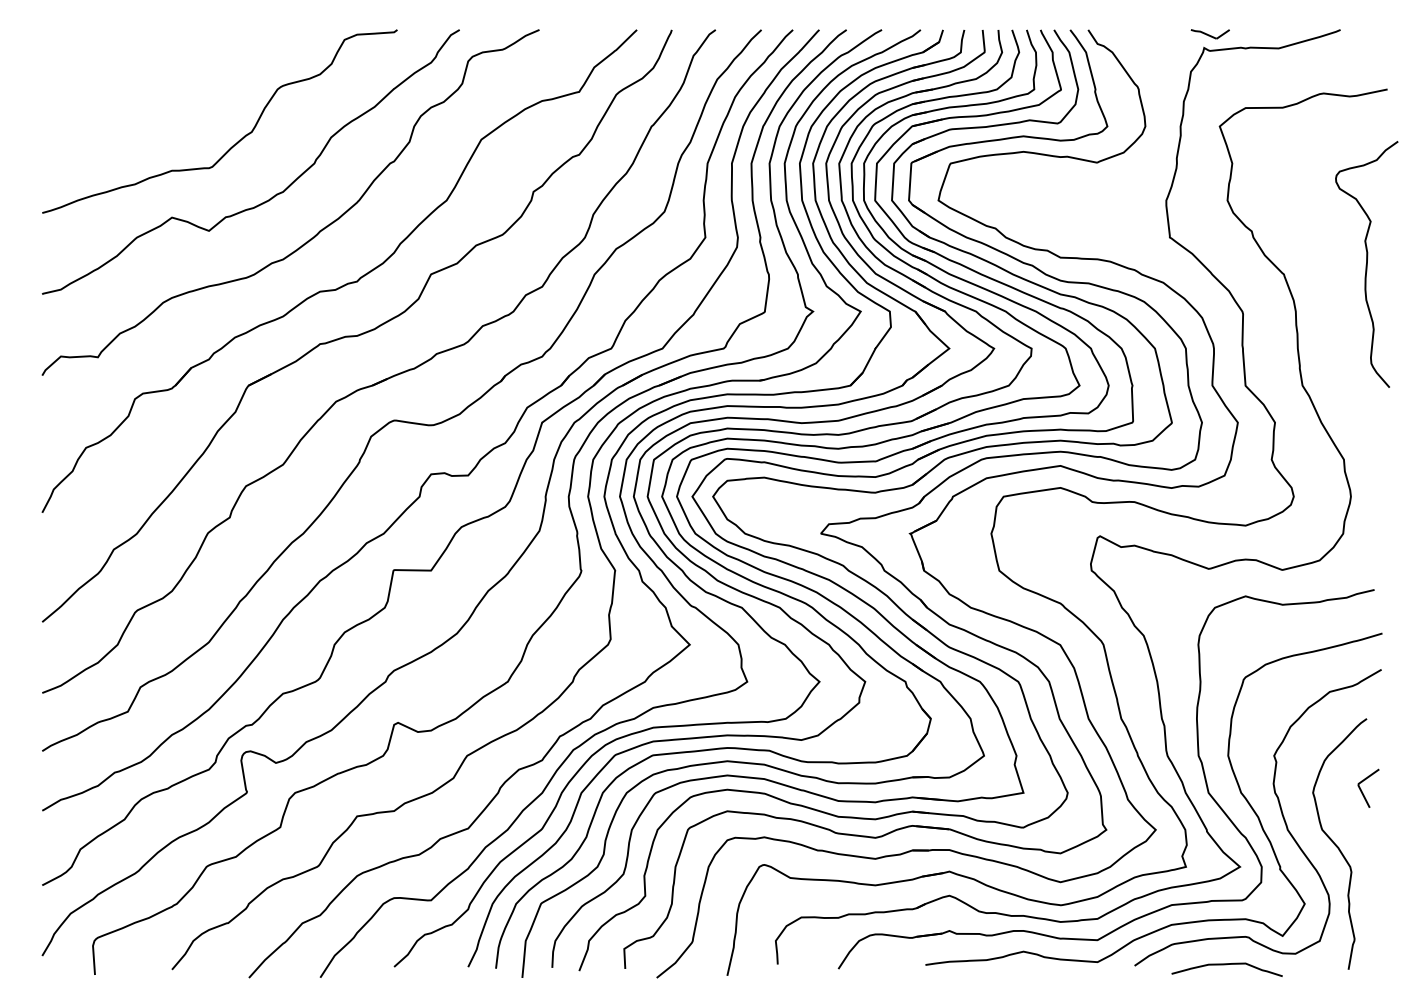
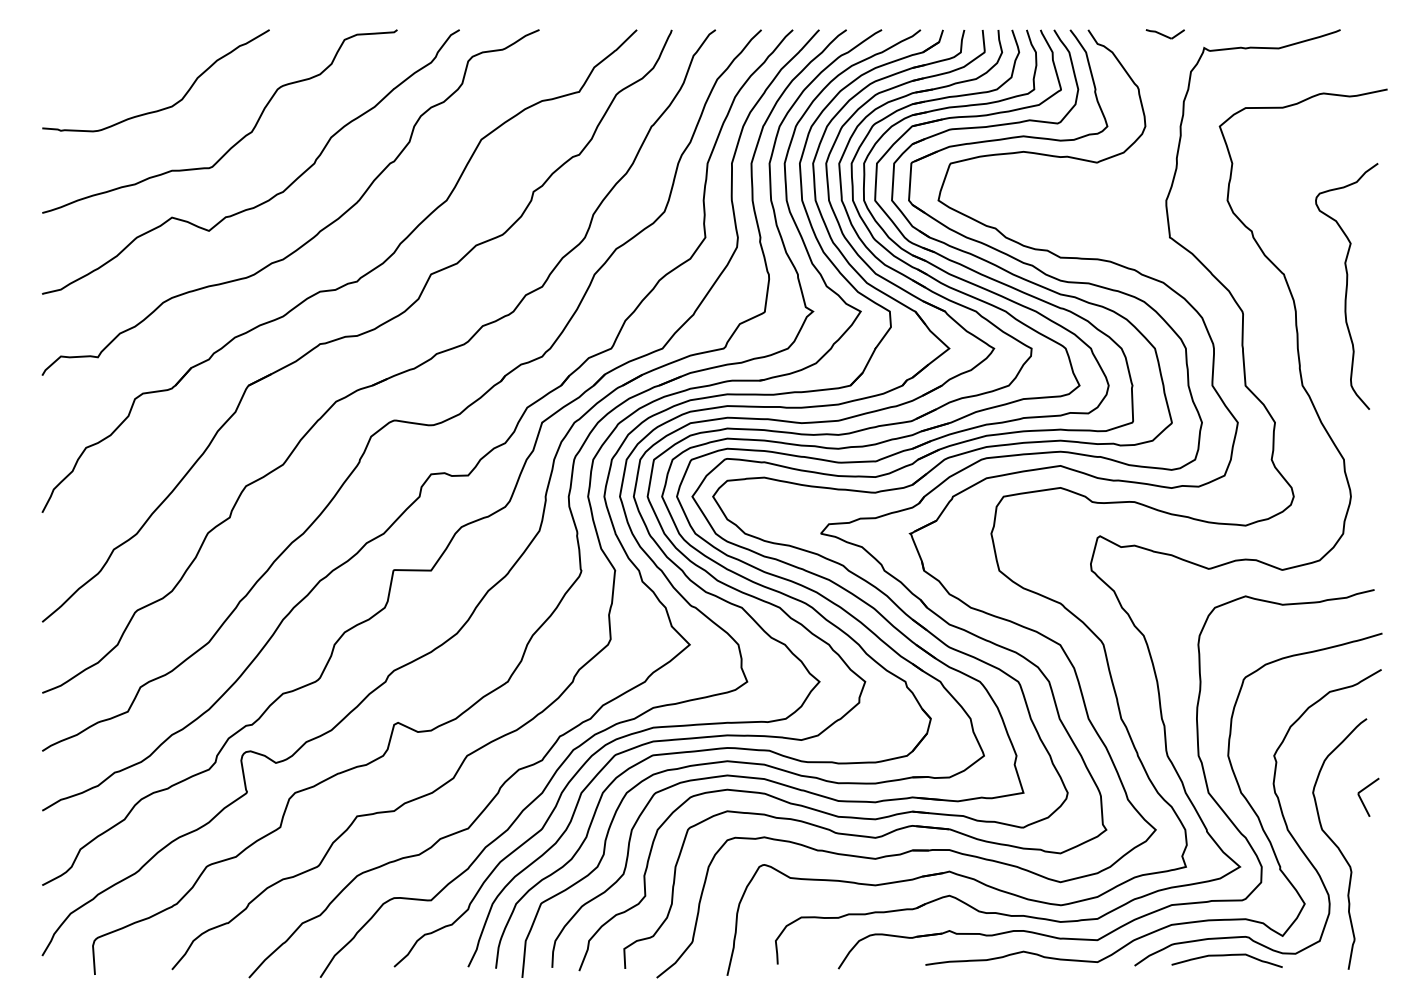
part position: (1209, 34) -> (1164, 34) (1164, 34)
curve: none -> present (165, 107)
curve position: (1366, 264) -> (1346, 286) (1346, 286)
line position: (1362, 791) -> (1362, 800) (1362, 800)
curve position: (1226, 965) -> (1226, 956) (1226, 956)
